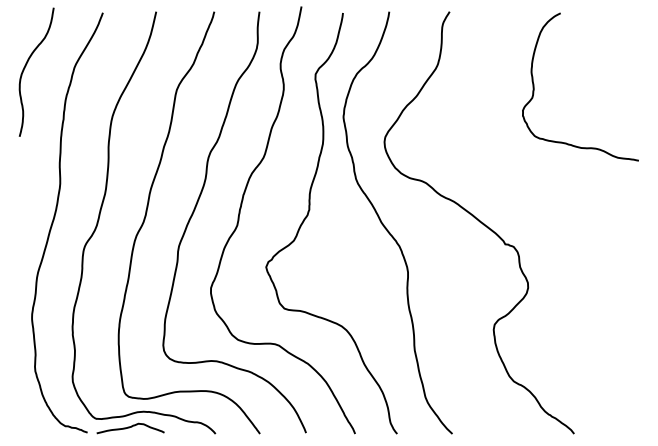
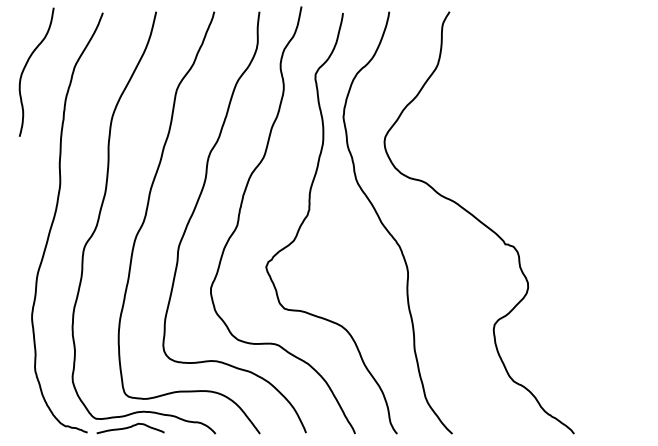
curve: present -> none (534, 86)
